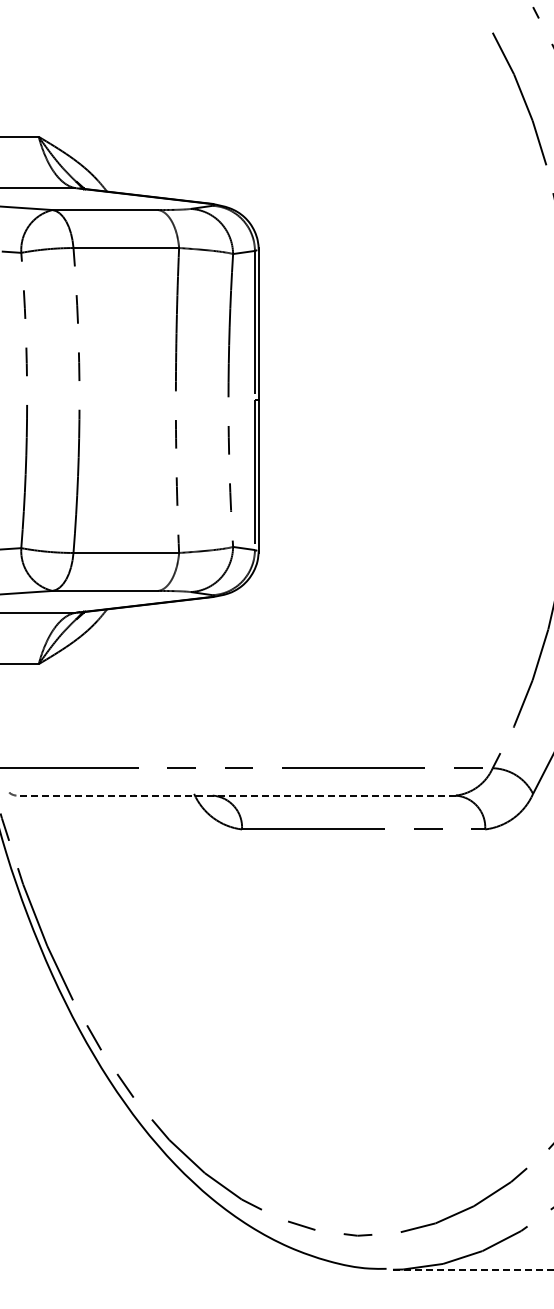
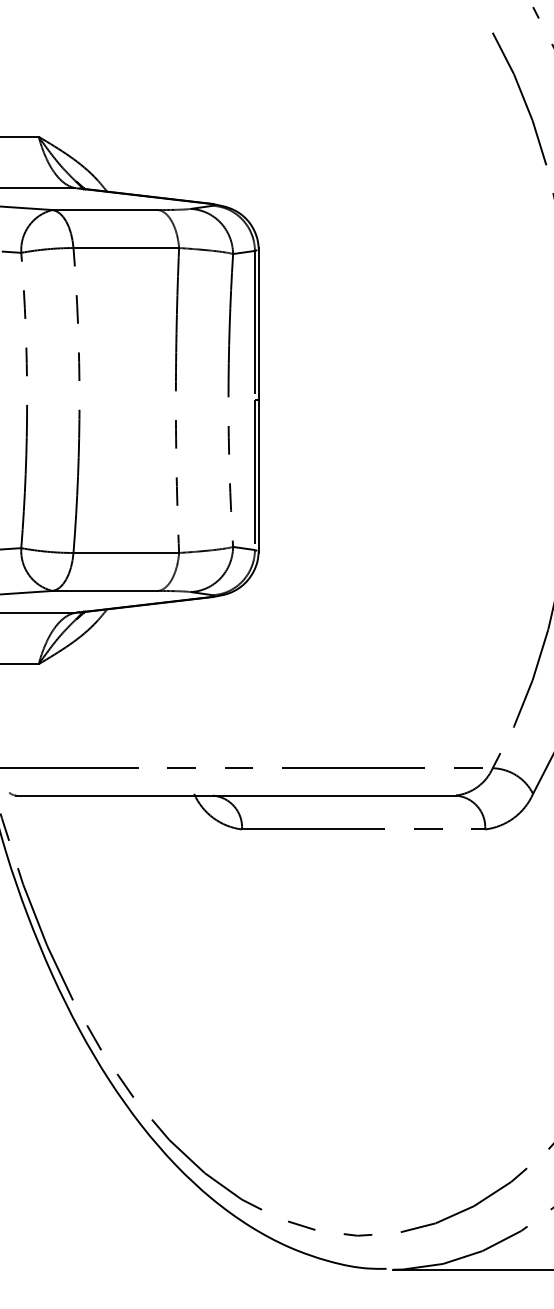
line: dashed -> solid (236, 795)
line: dashed -> solid (473, 1269)
